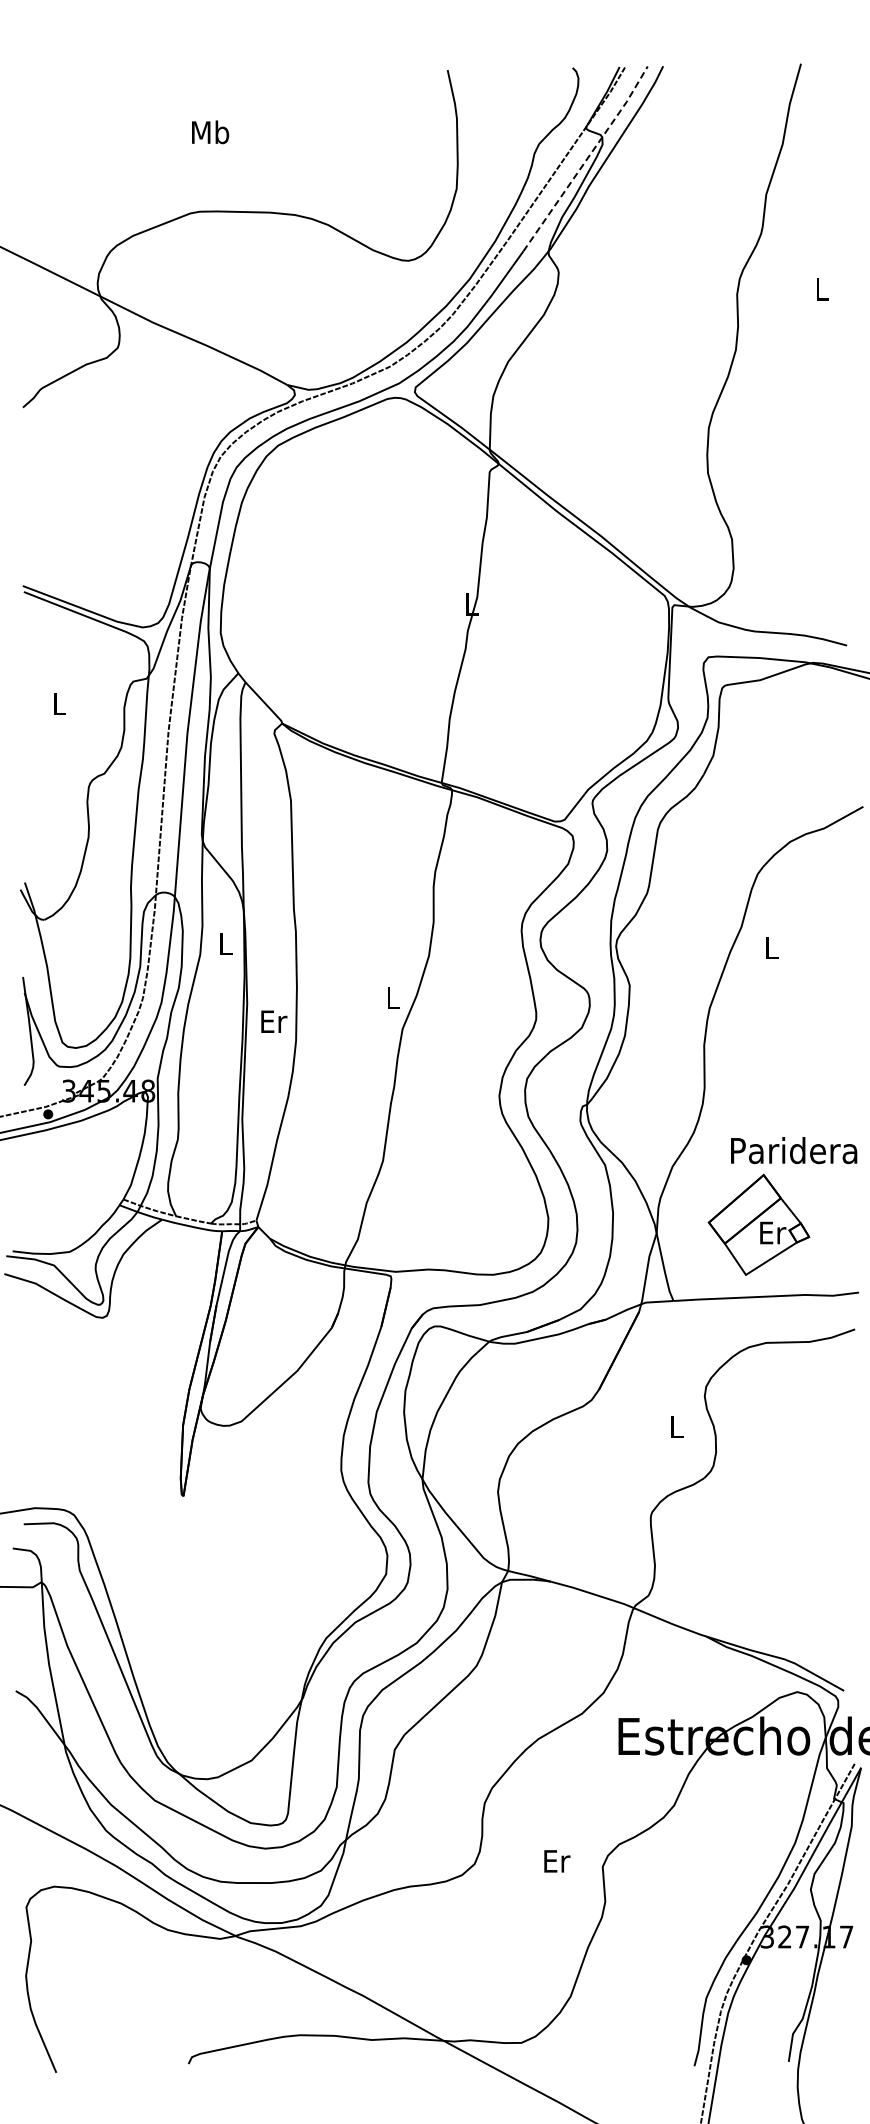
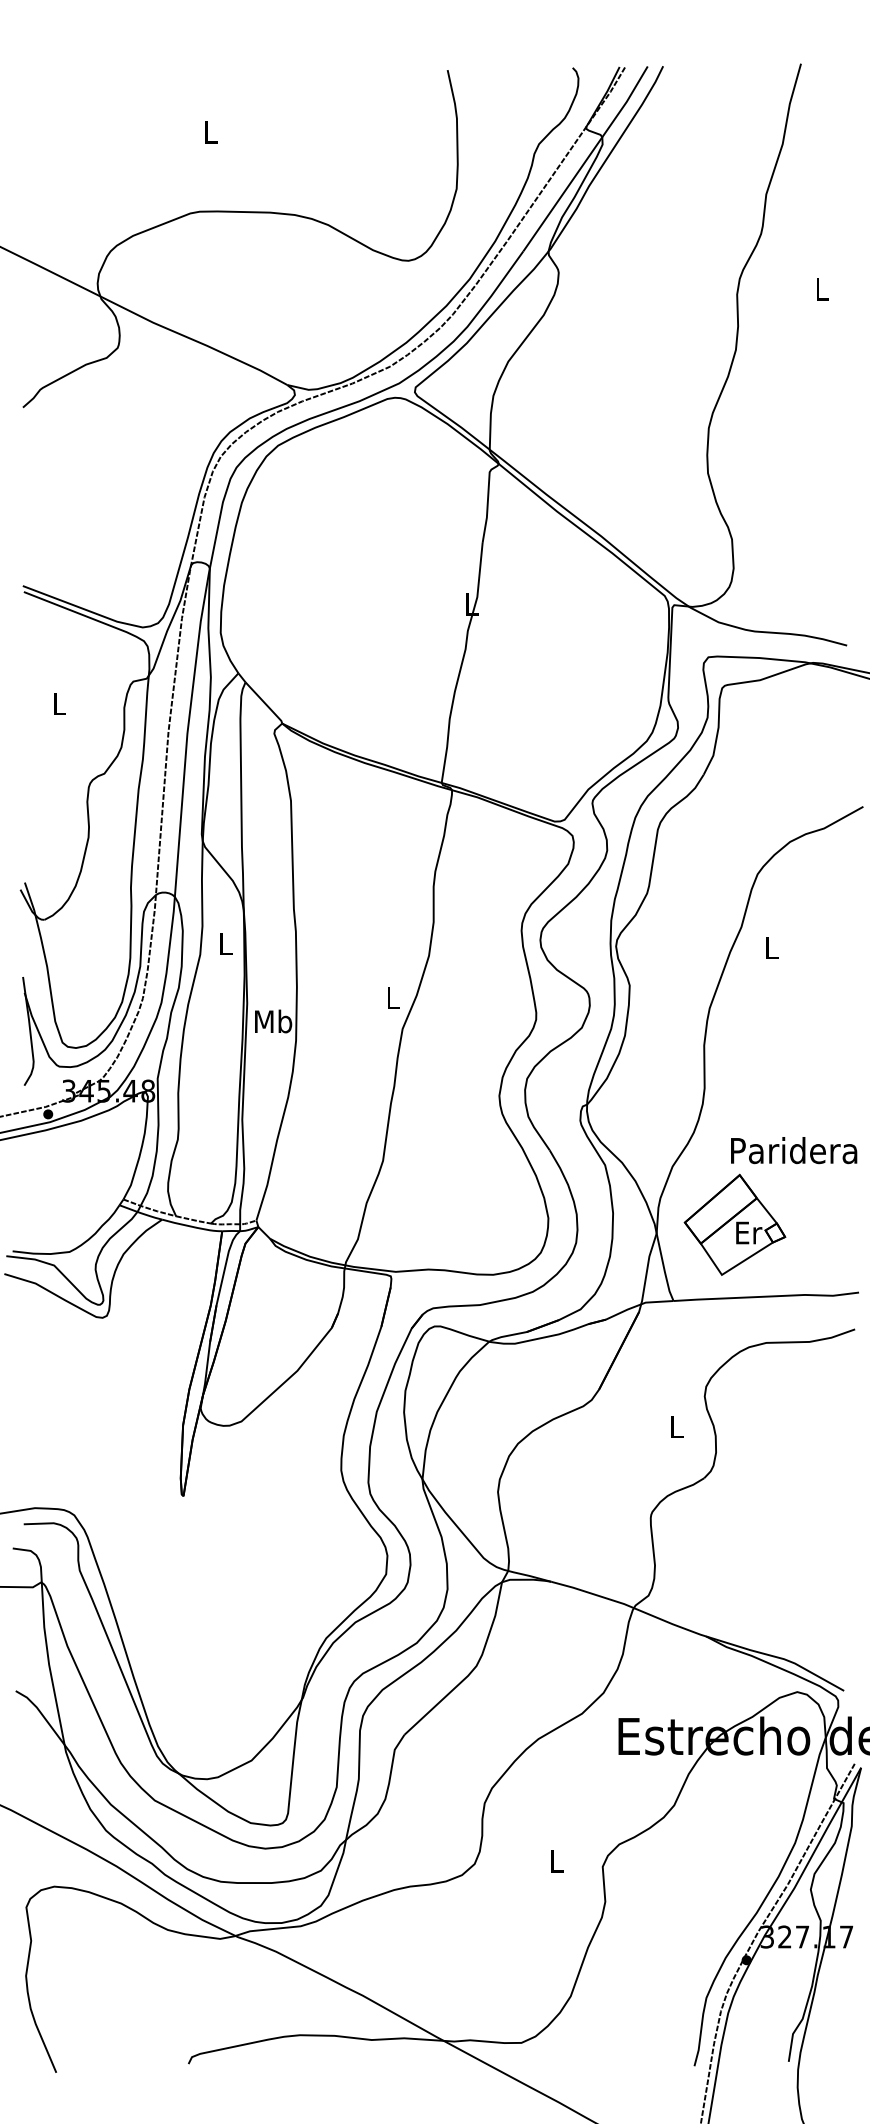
text: Mb -> L (210, 132)
line: dashed -> solid (587, 158)
text: Er -> Mb (273, 1021)
part position: (758, 1224) -> (734, 1224) (734, 1224)
text: Er -> L (557, 1861)
